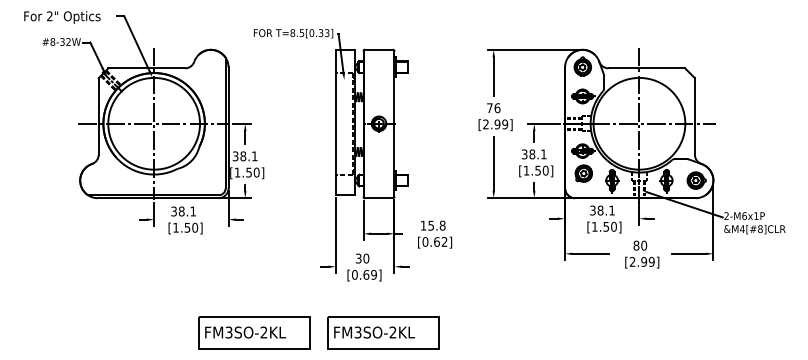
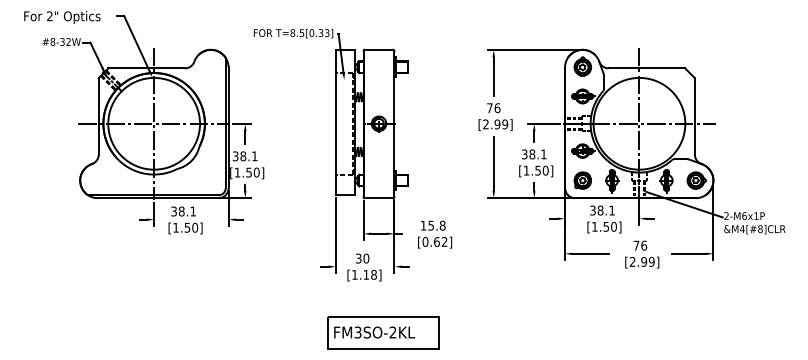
part position: (583, 173) -> (582, 180) (582, 180)
text: 80 -> 76 (640, 245)
text: [0.69] -> [1.18] (364, 274)
part: present -> none (254, 332)
